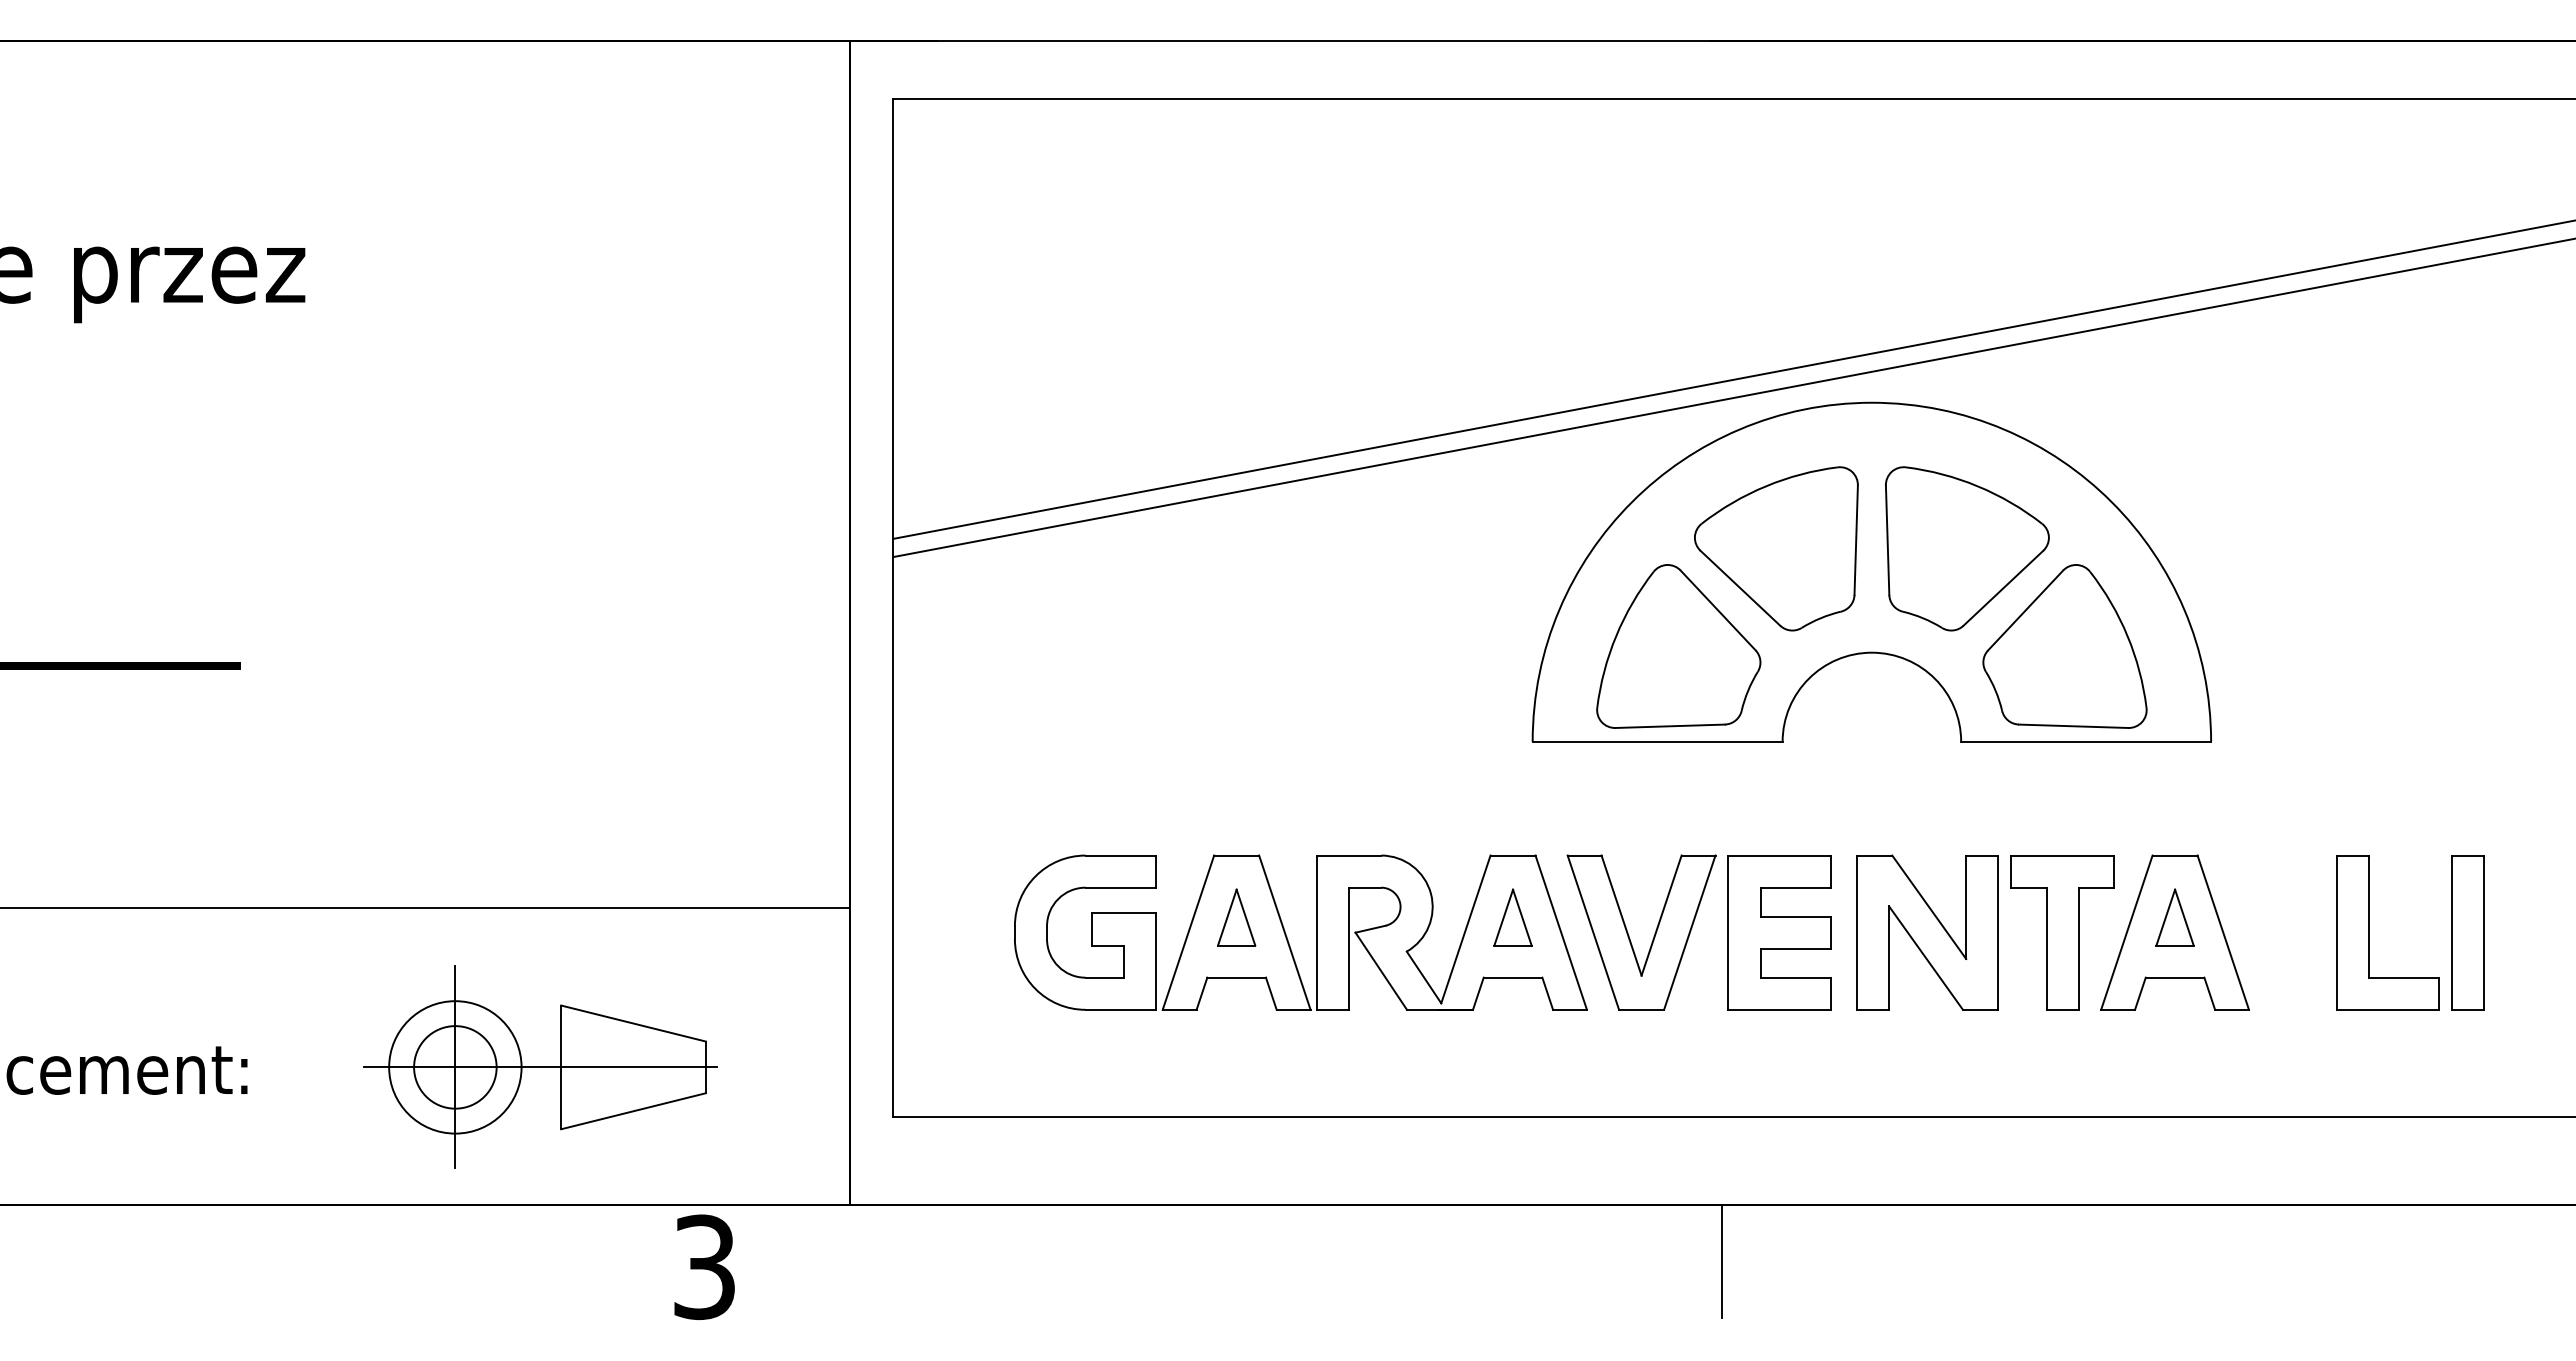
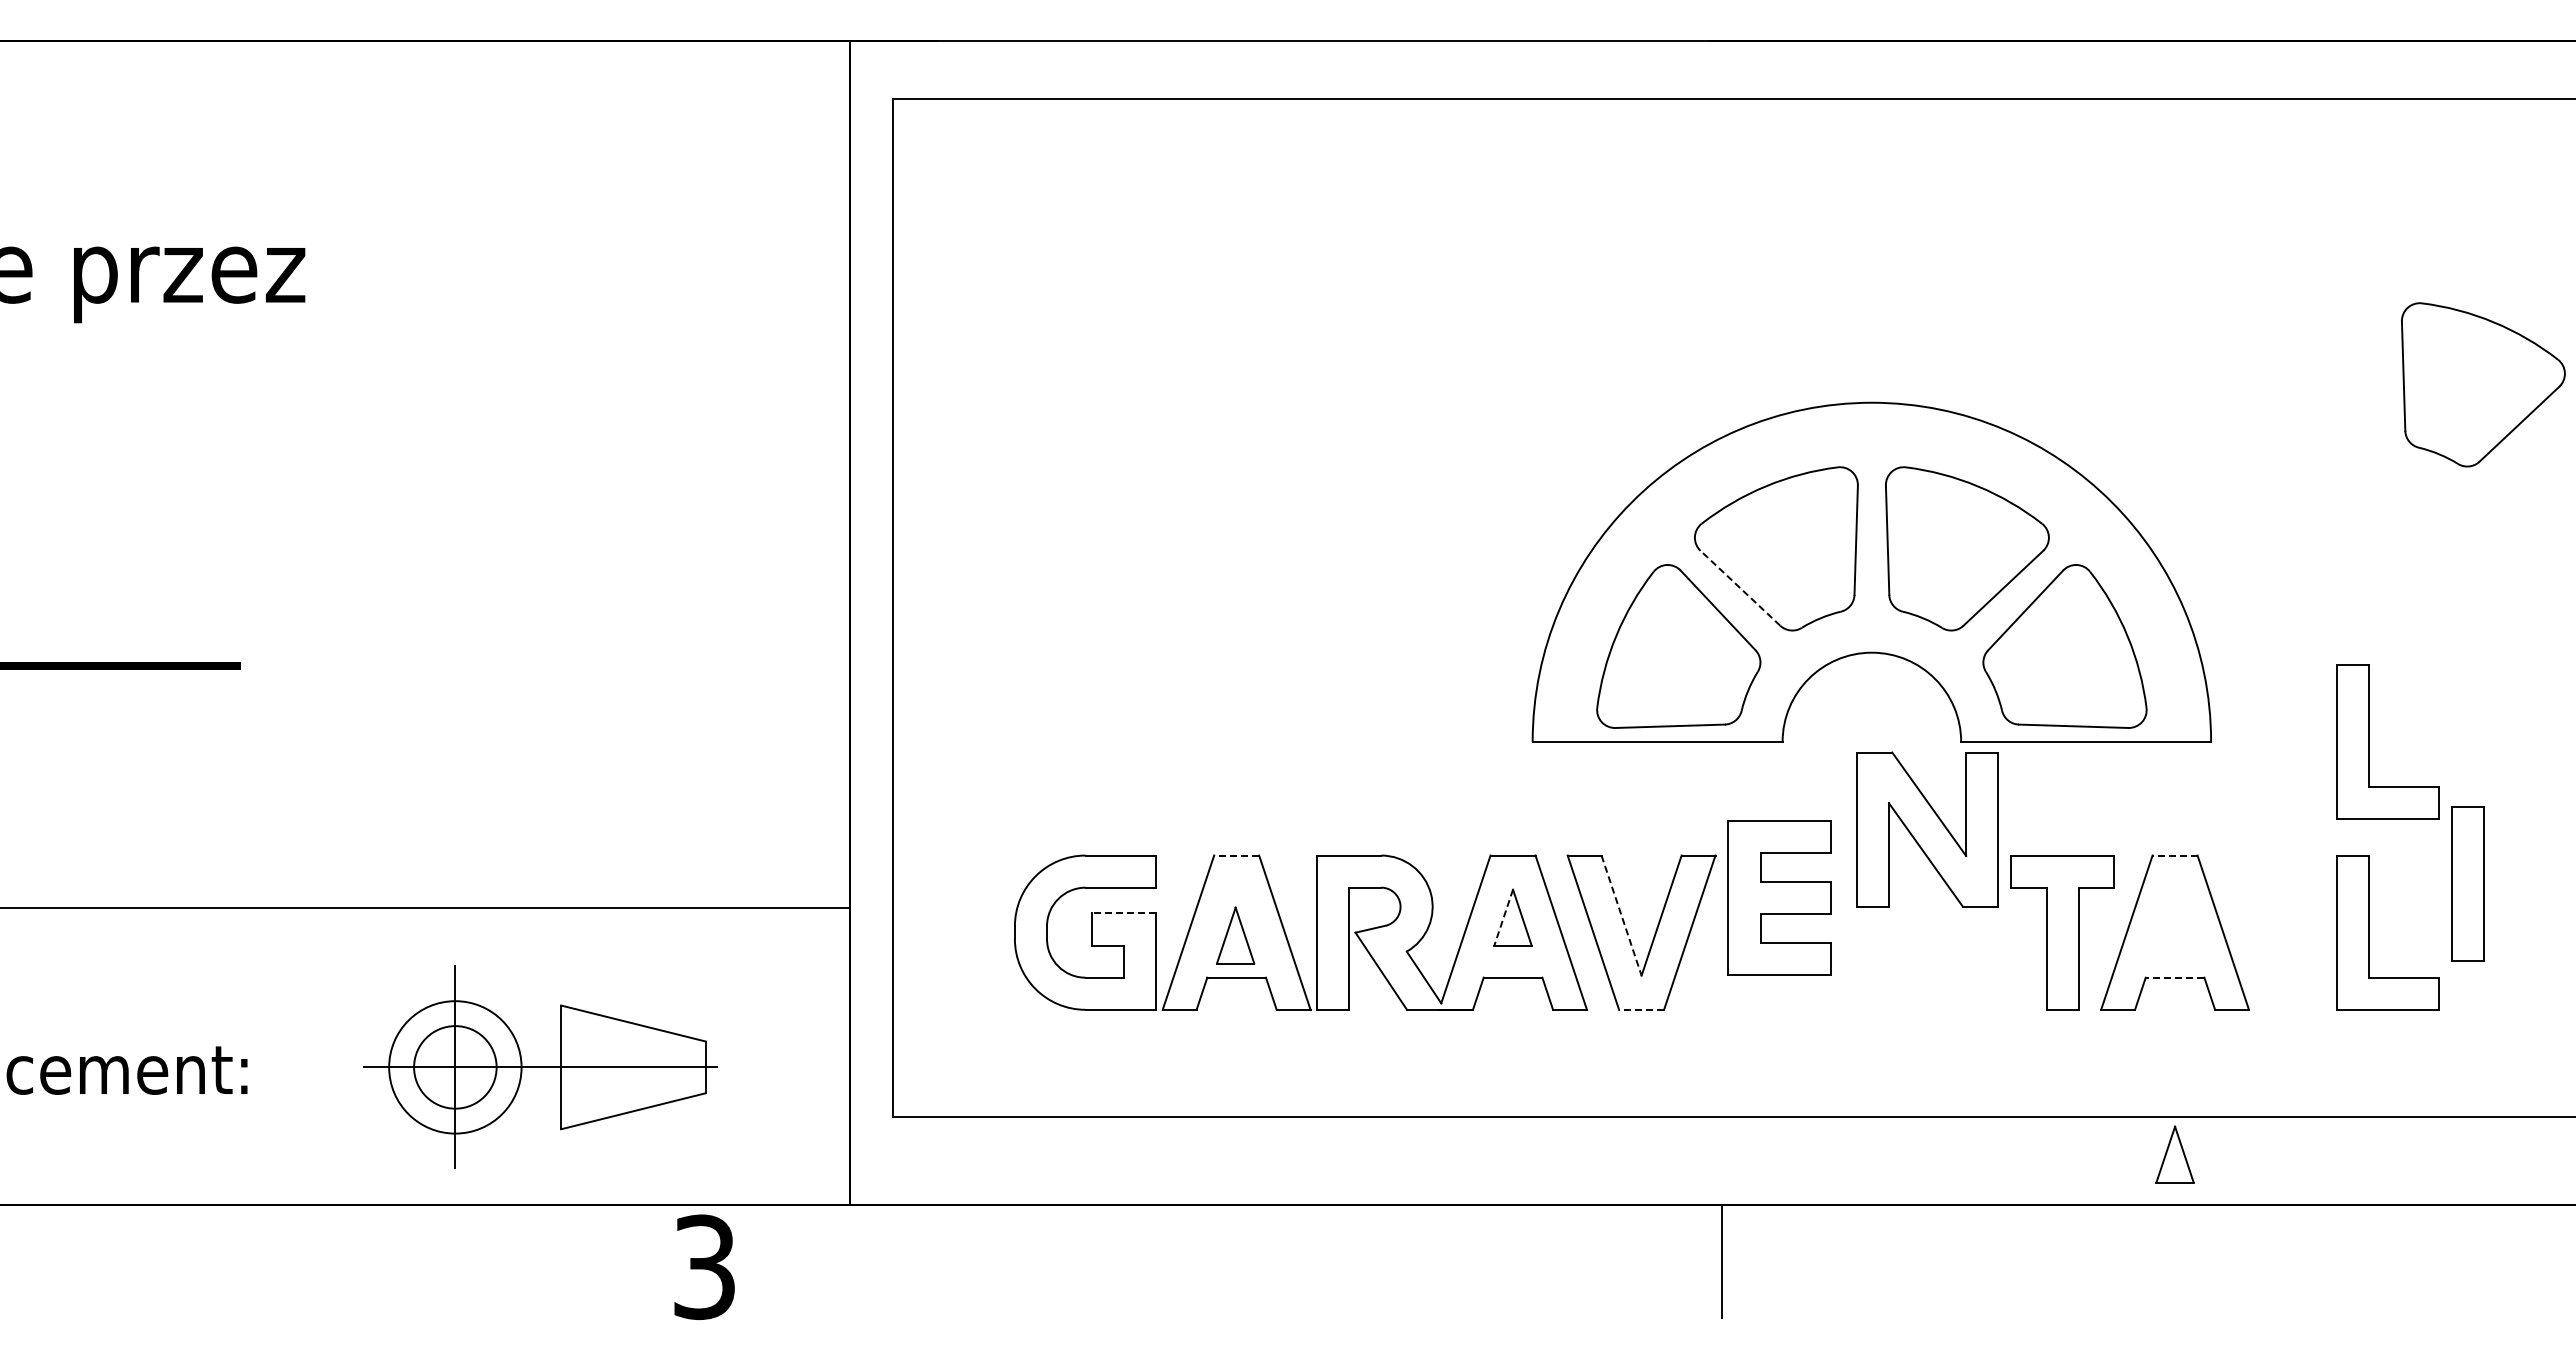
line: present -> none (1732, 379)
part: none -> present (2483, 384)
line: present -> none (1732, 398)
line: solid -> dashed (1740, 588)
part: none -> present (2369, 741)
line: solid -> dashed (1236, 855)
line: solid -> dashed (2174, 855)
line: solid -> dashed (1123, 913)
line: solid -> dashed (1621, 916)
part position: (1236, 917) -> (1235, 935) (1235, 935)
part position: (2174, 917) -> (2174, 1154) (2174, 1154)
line: solid -> dashed (1503, 918)
part position: (1779, 932) -> (1779, 897) (1779, 897)
part position: (1927, 932) -> (1927, 829) (1927, 829)
part position: (2467, 932) -> (2467, 883) (2467, 883)
line: solid -> dashed (2174, 977)
line: solid -> dashed (1641, 1009)
